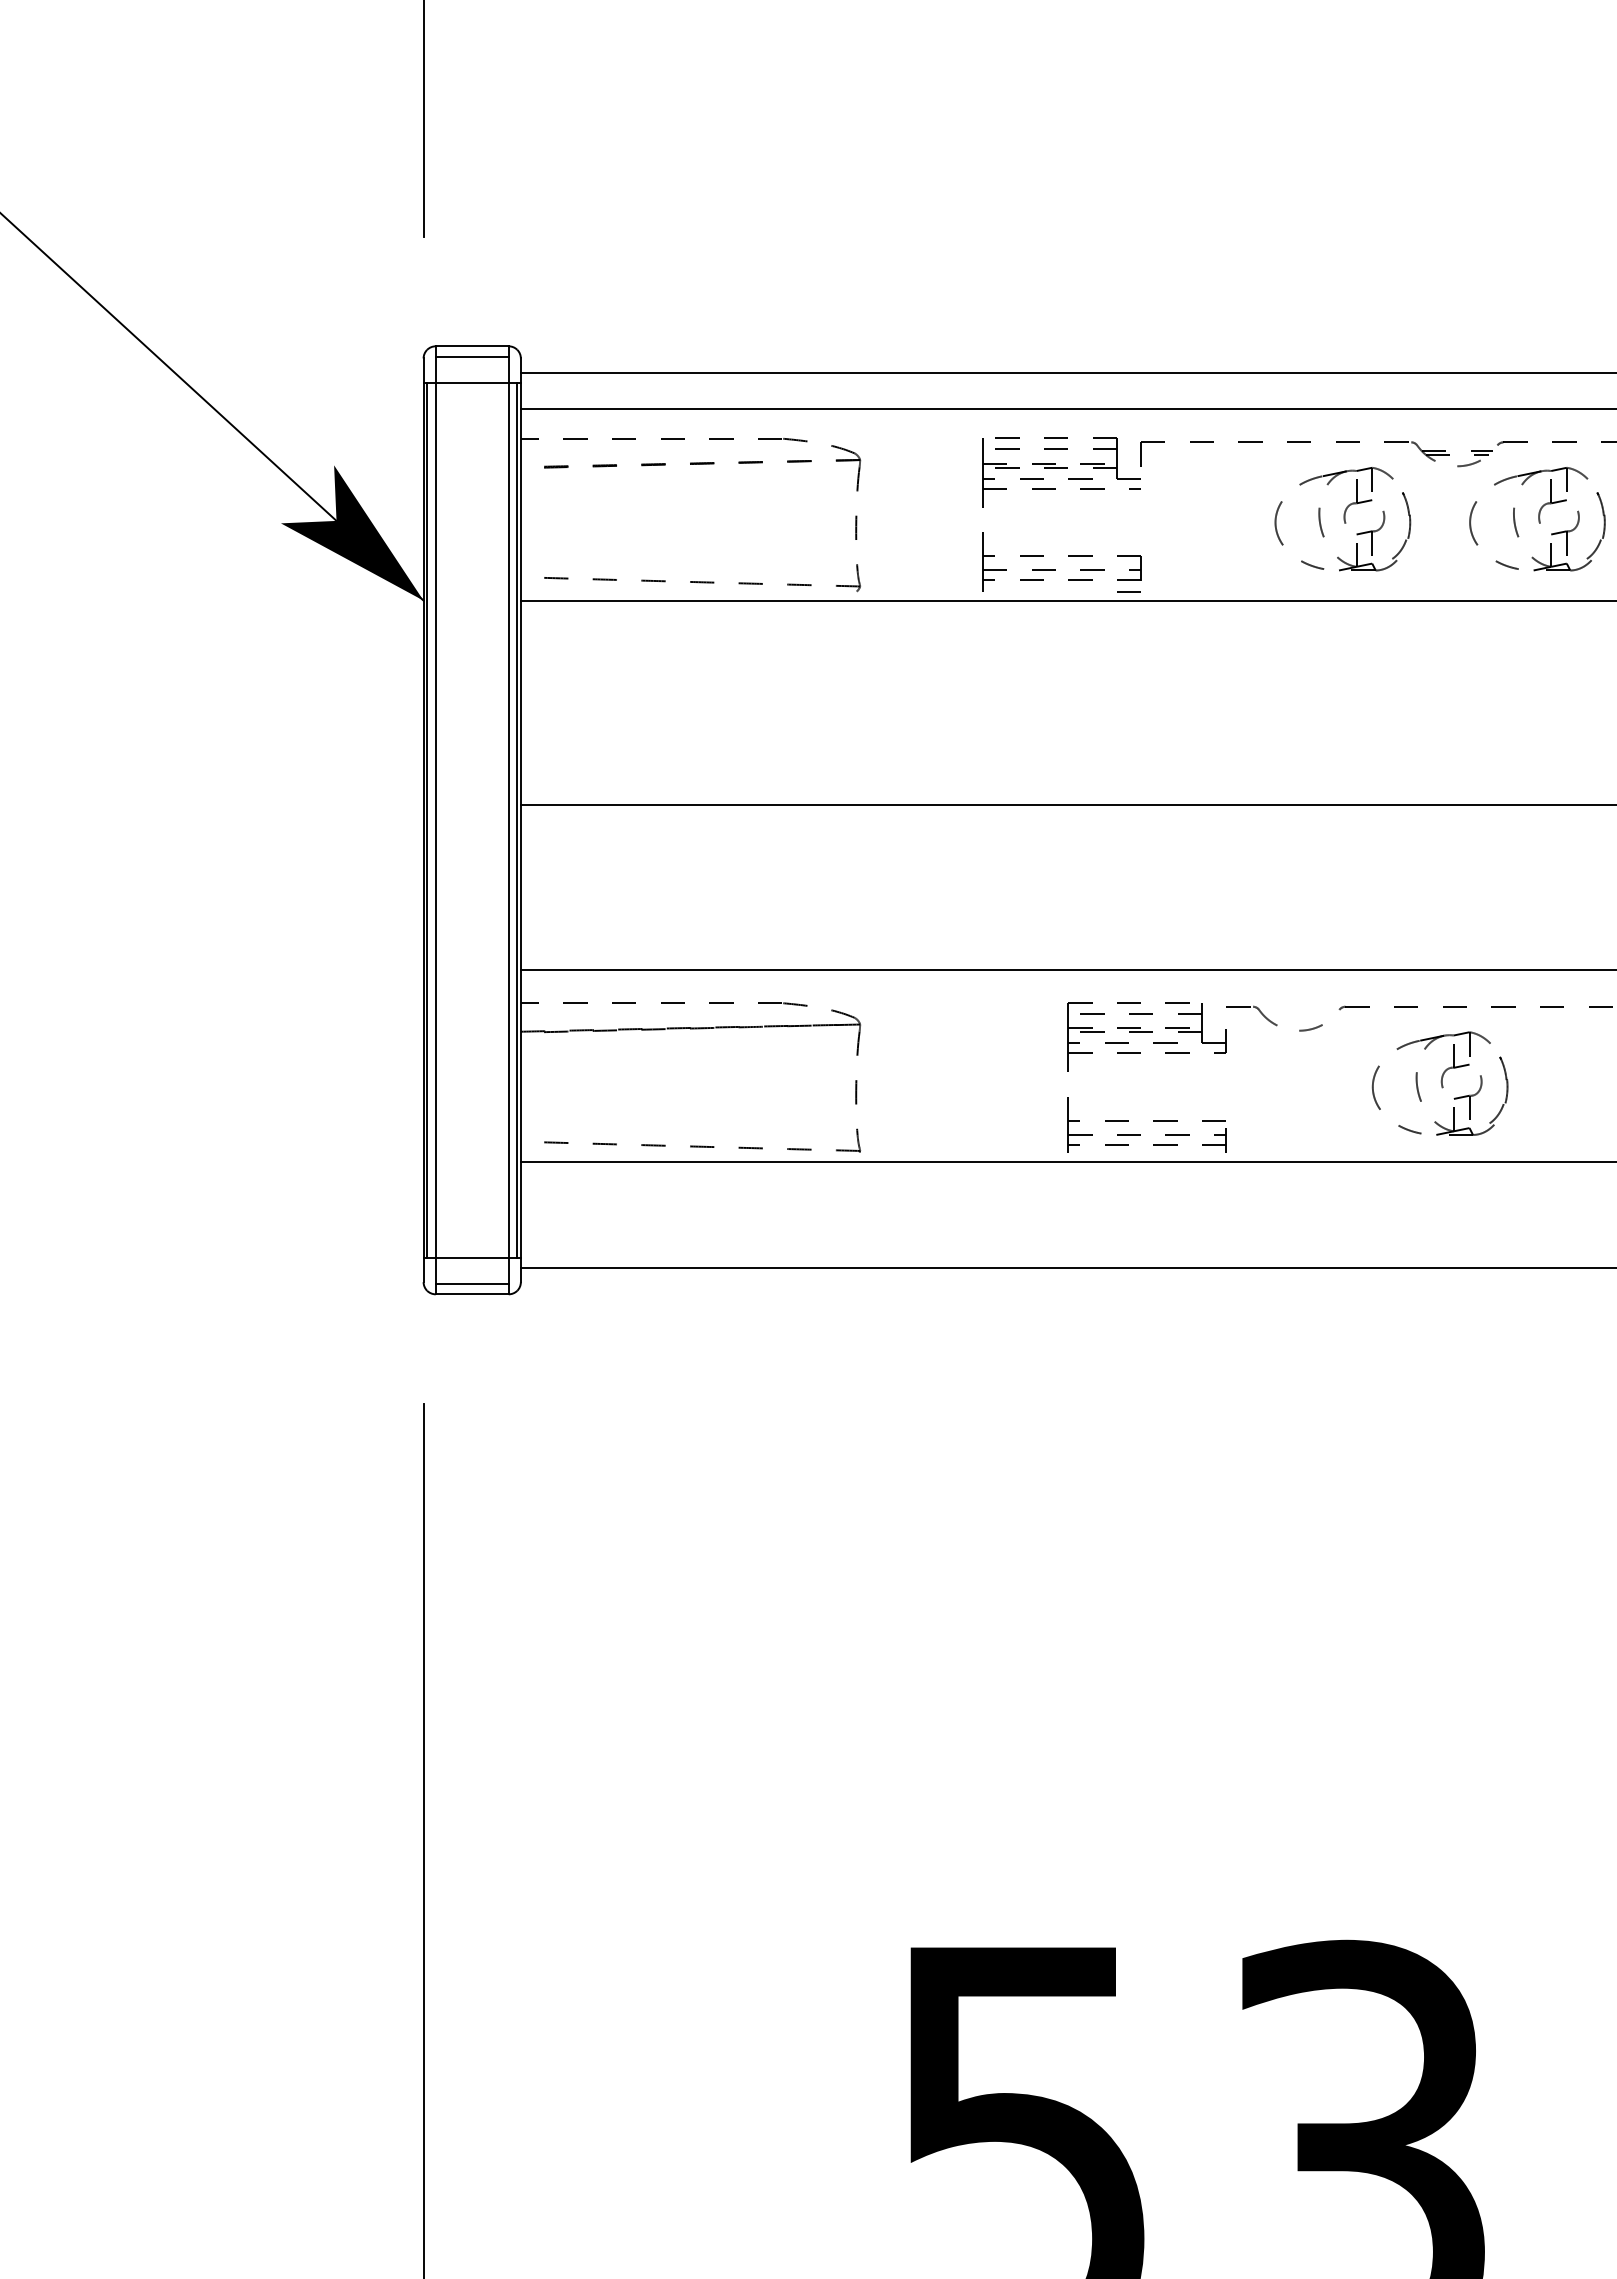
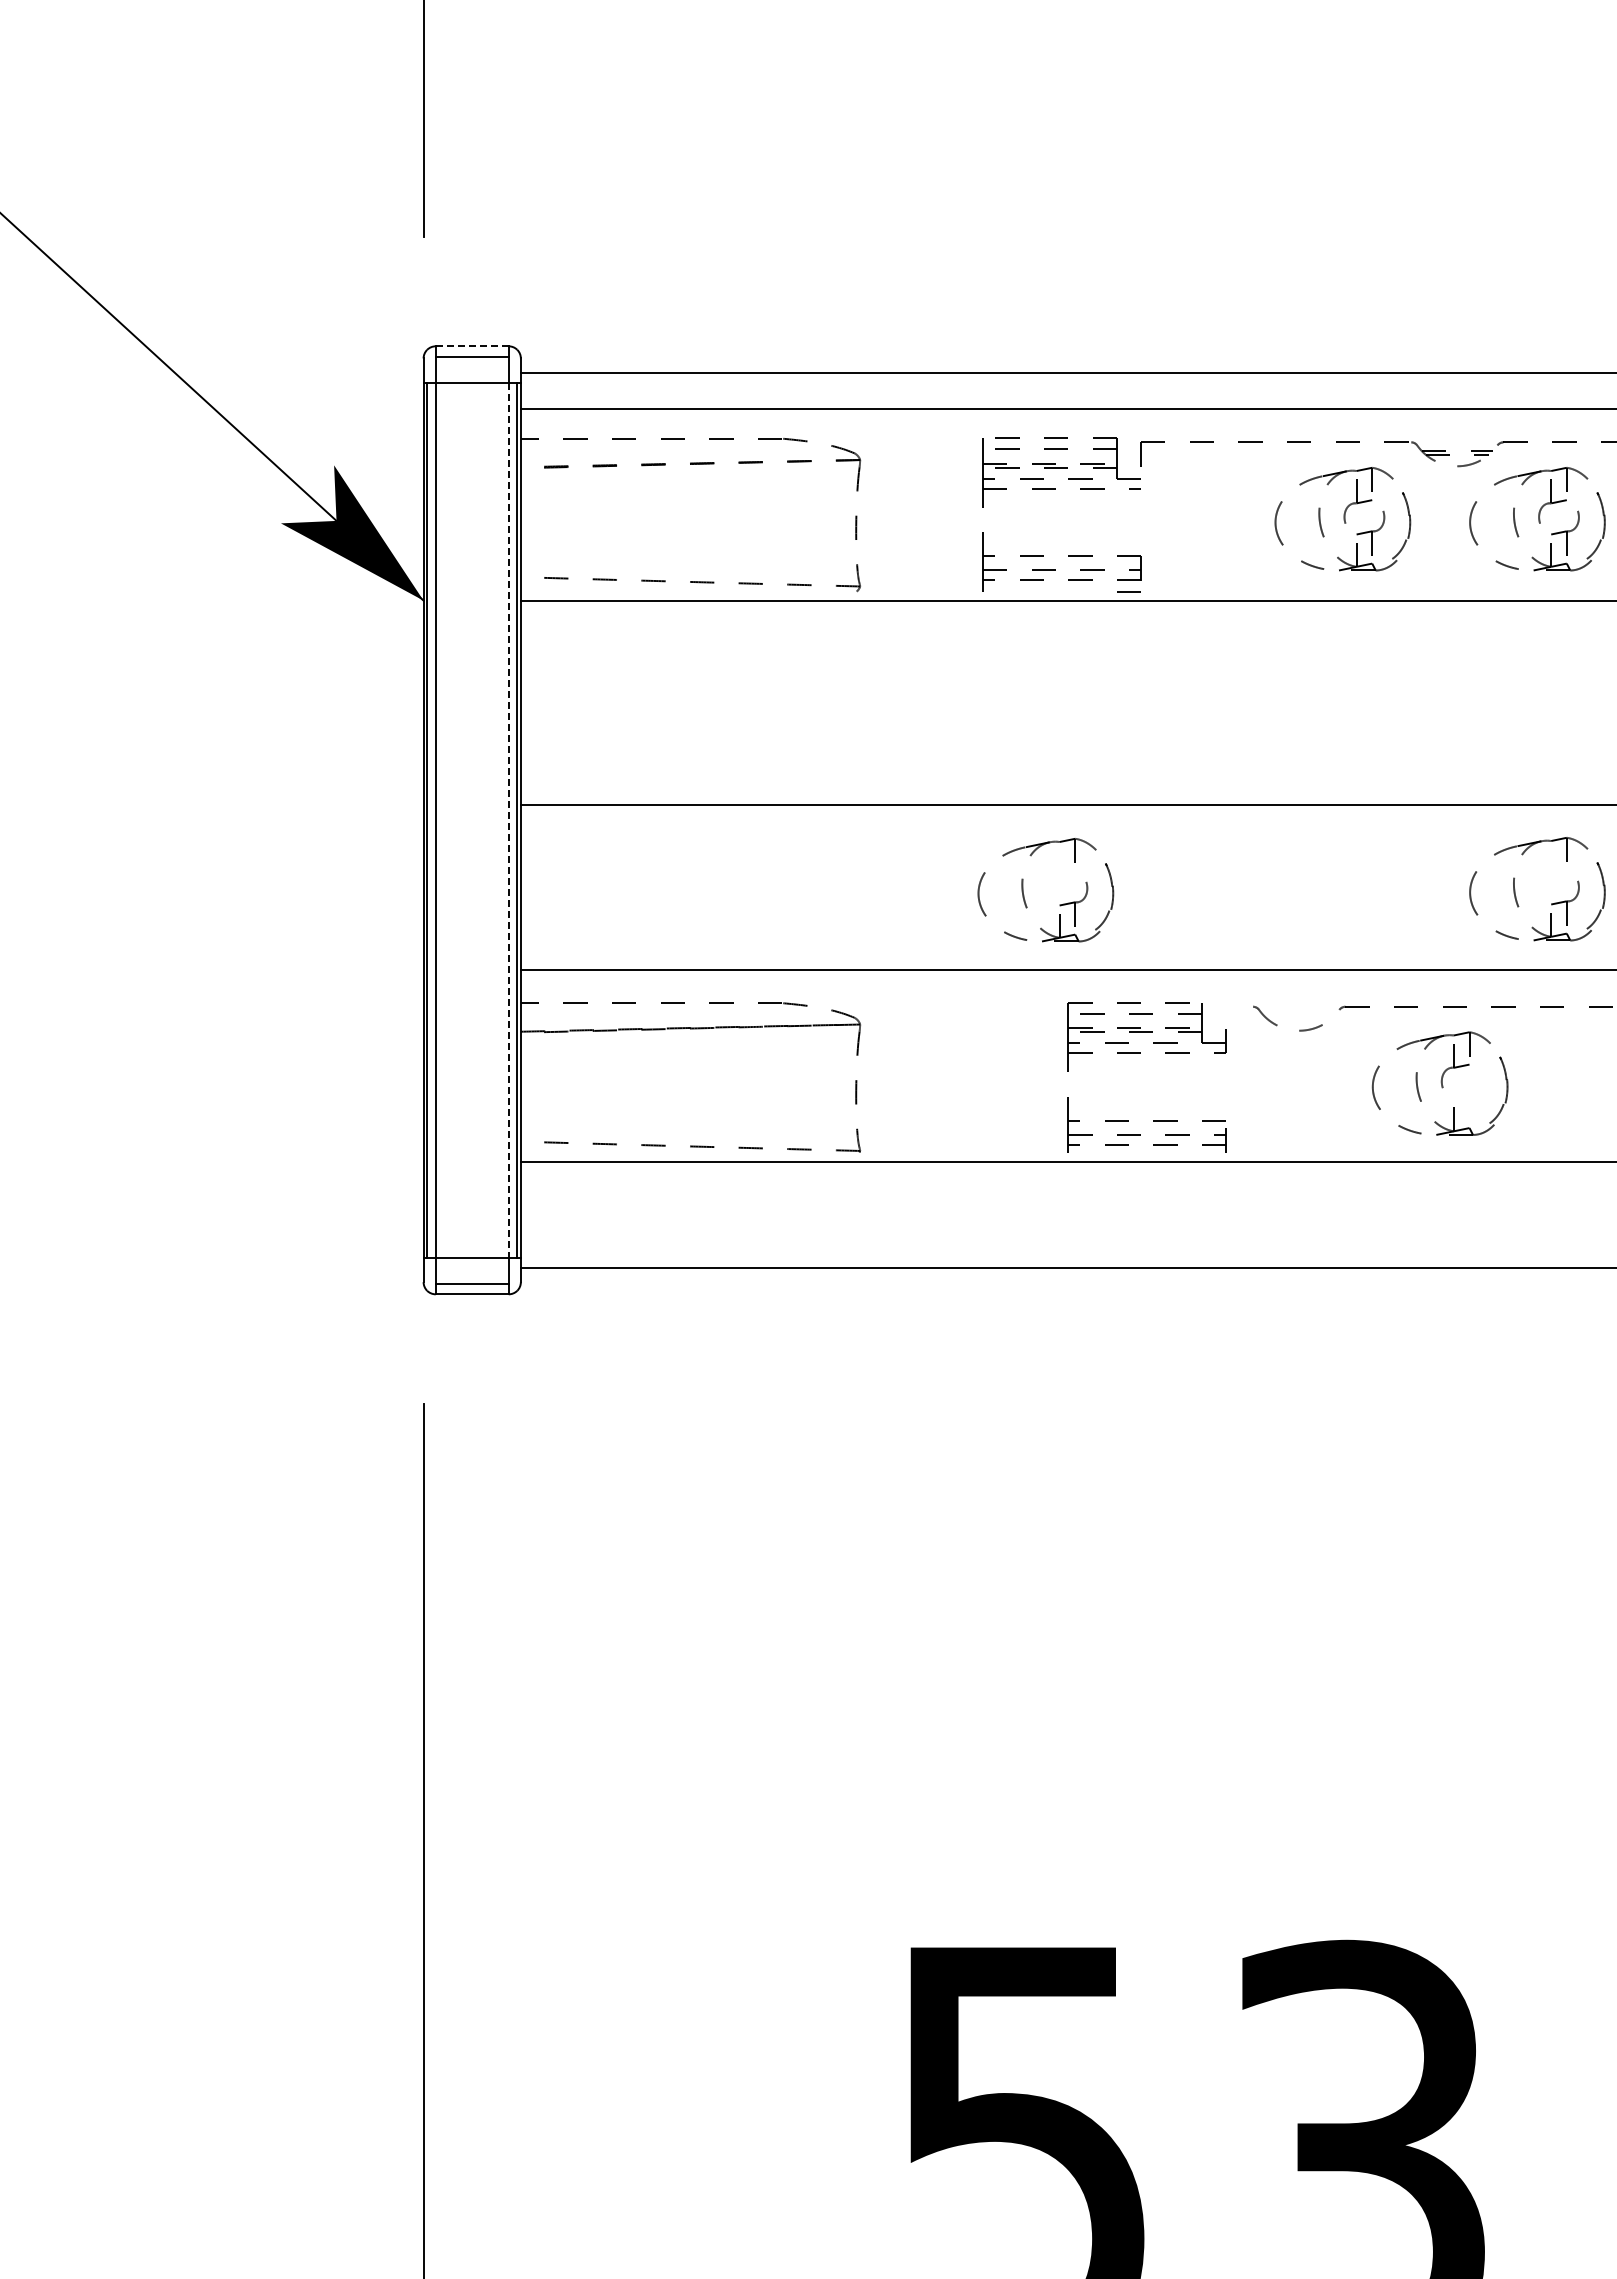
line: solid -> dashed (472, 346)
line: solid -> dashed (508, 820)
part: none -> present (1551, 903)
part: none -> present (1059, 904)
line: present -> none (1239, 1006)
part: present -> none (1467, 1097)
